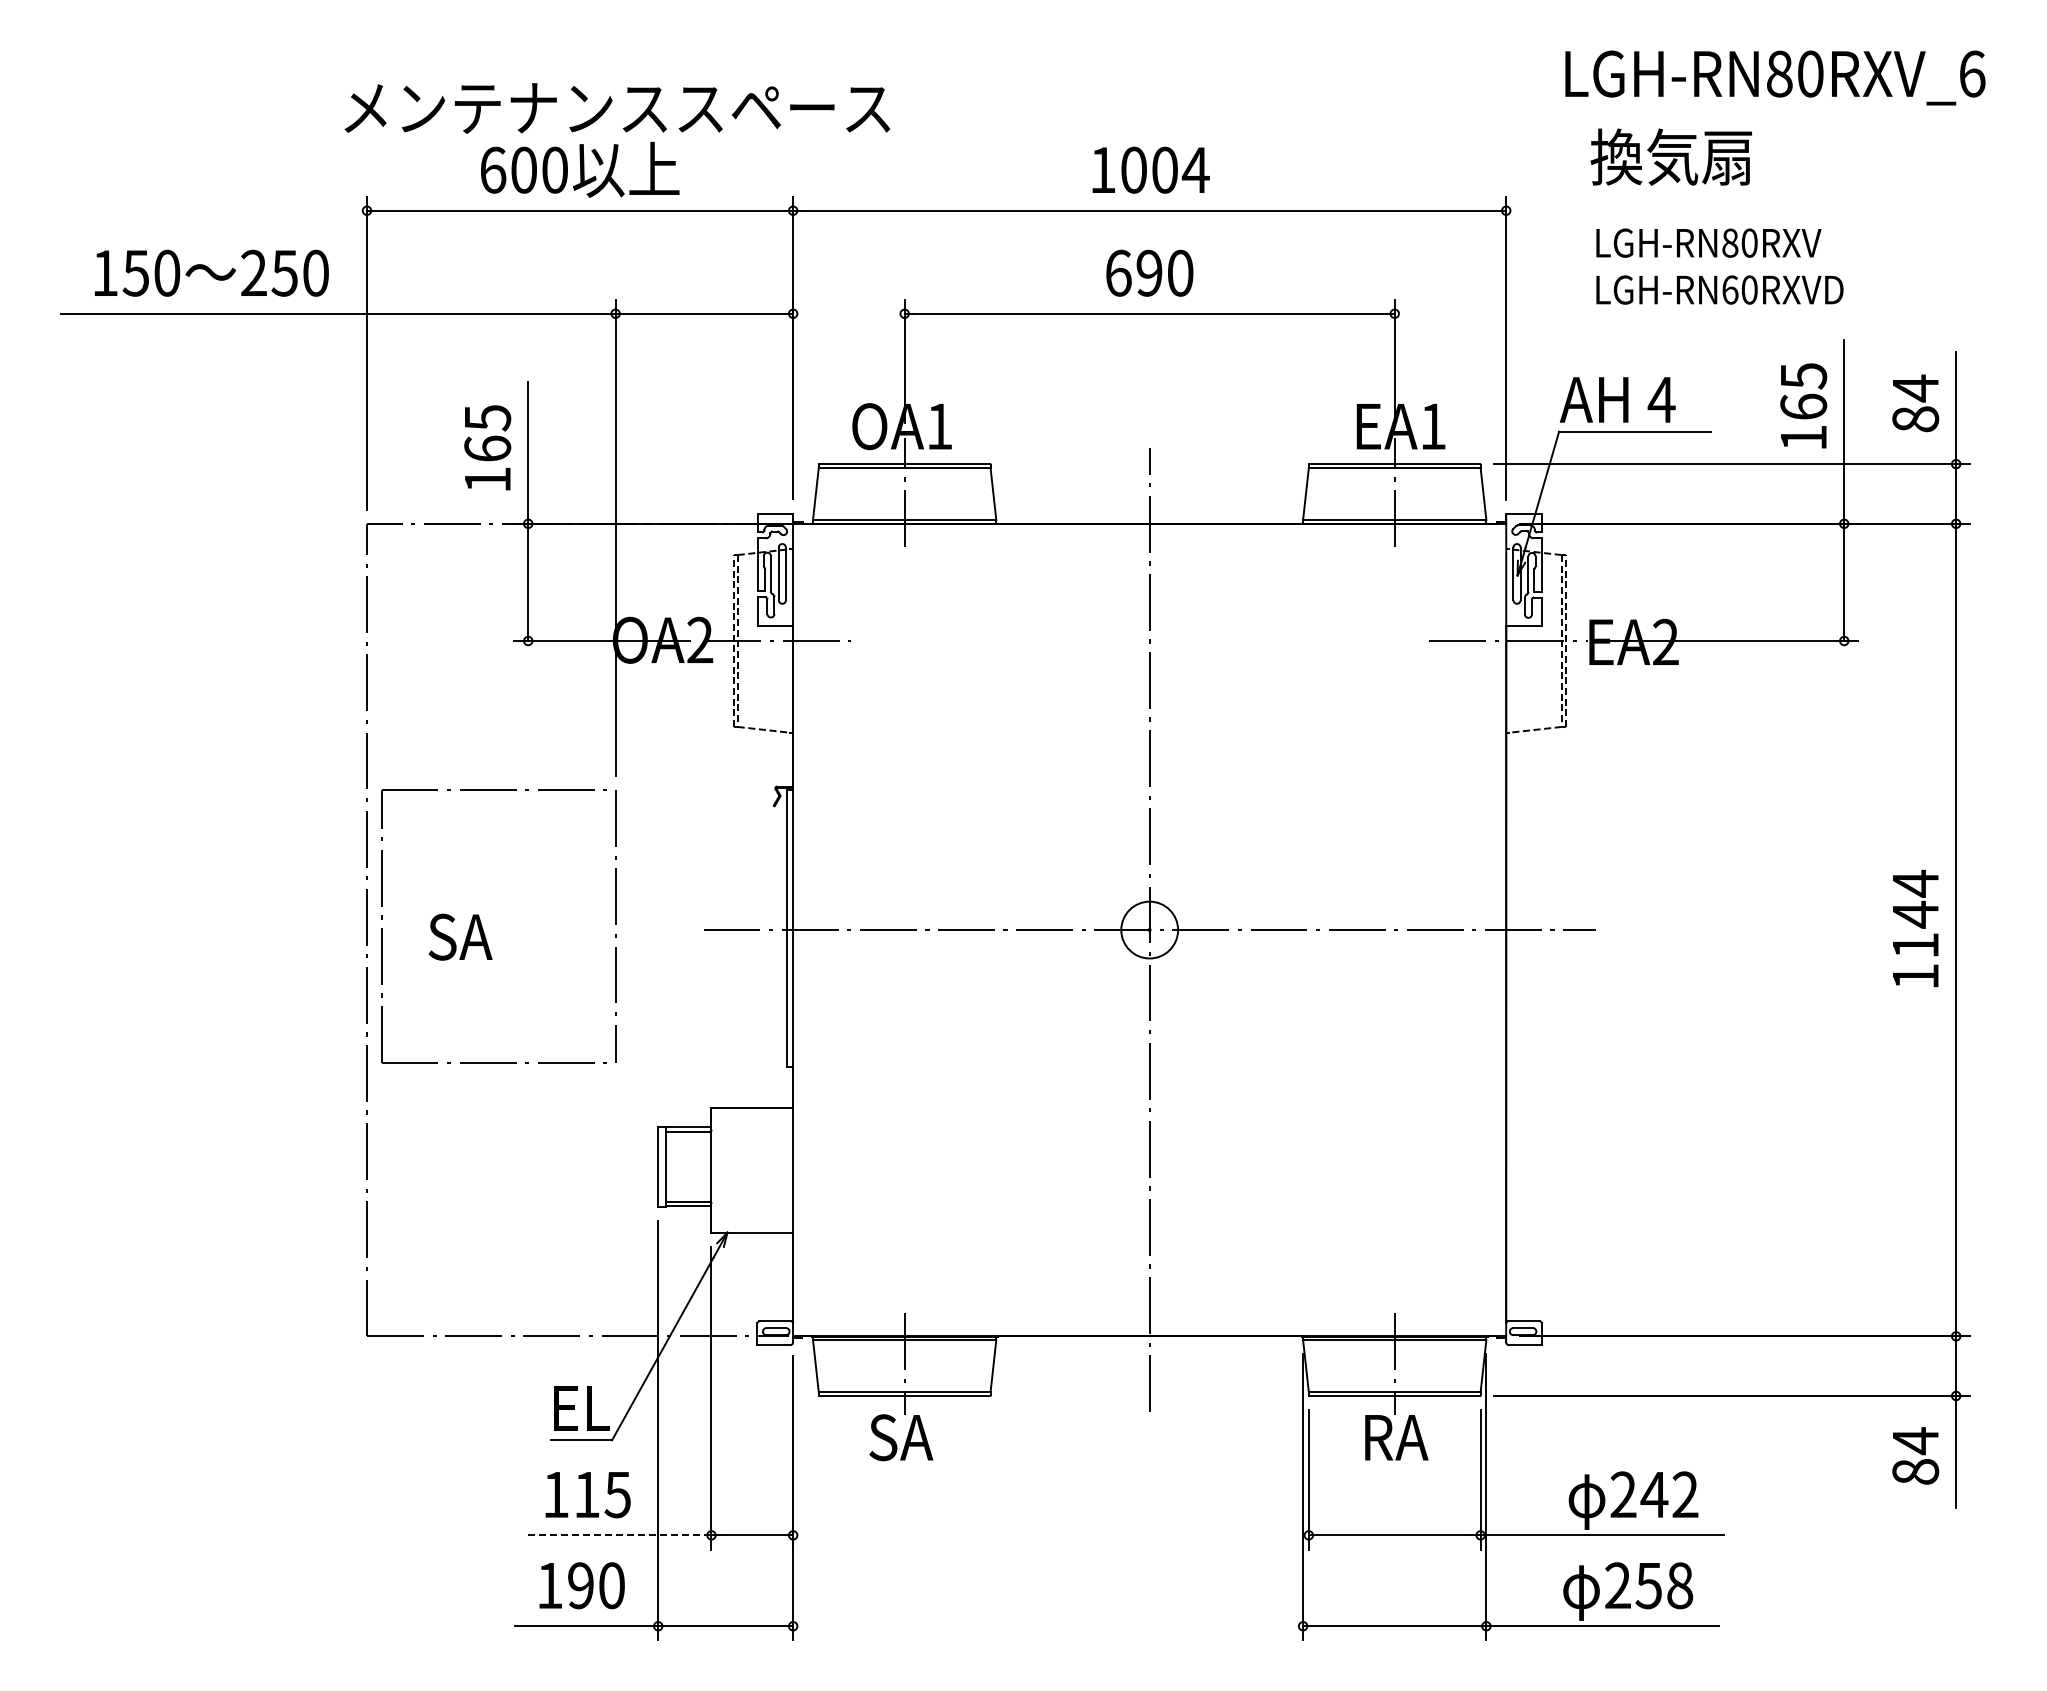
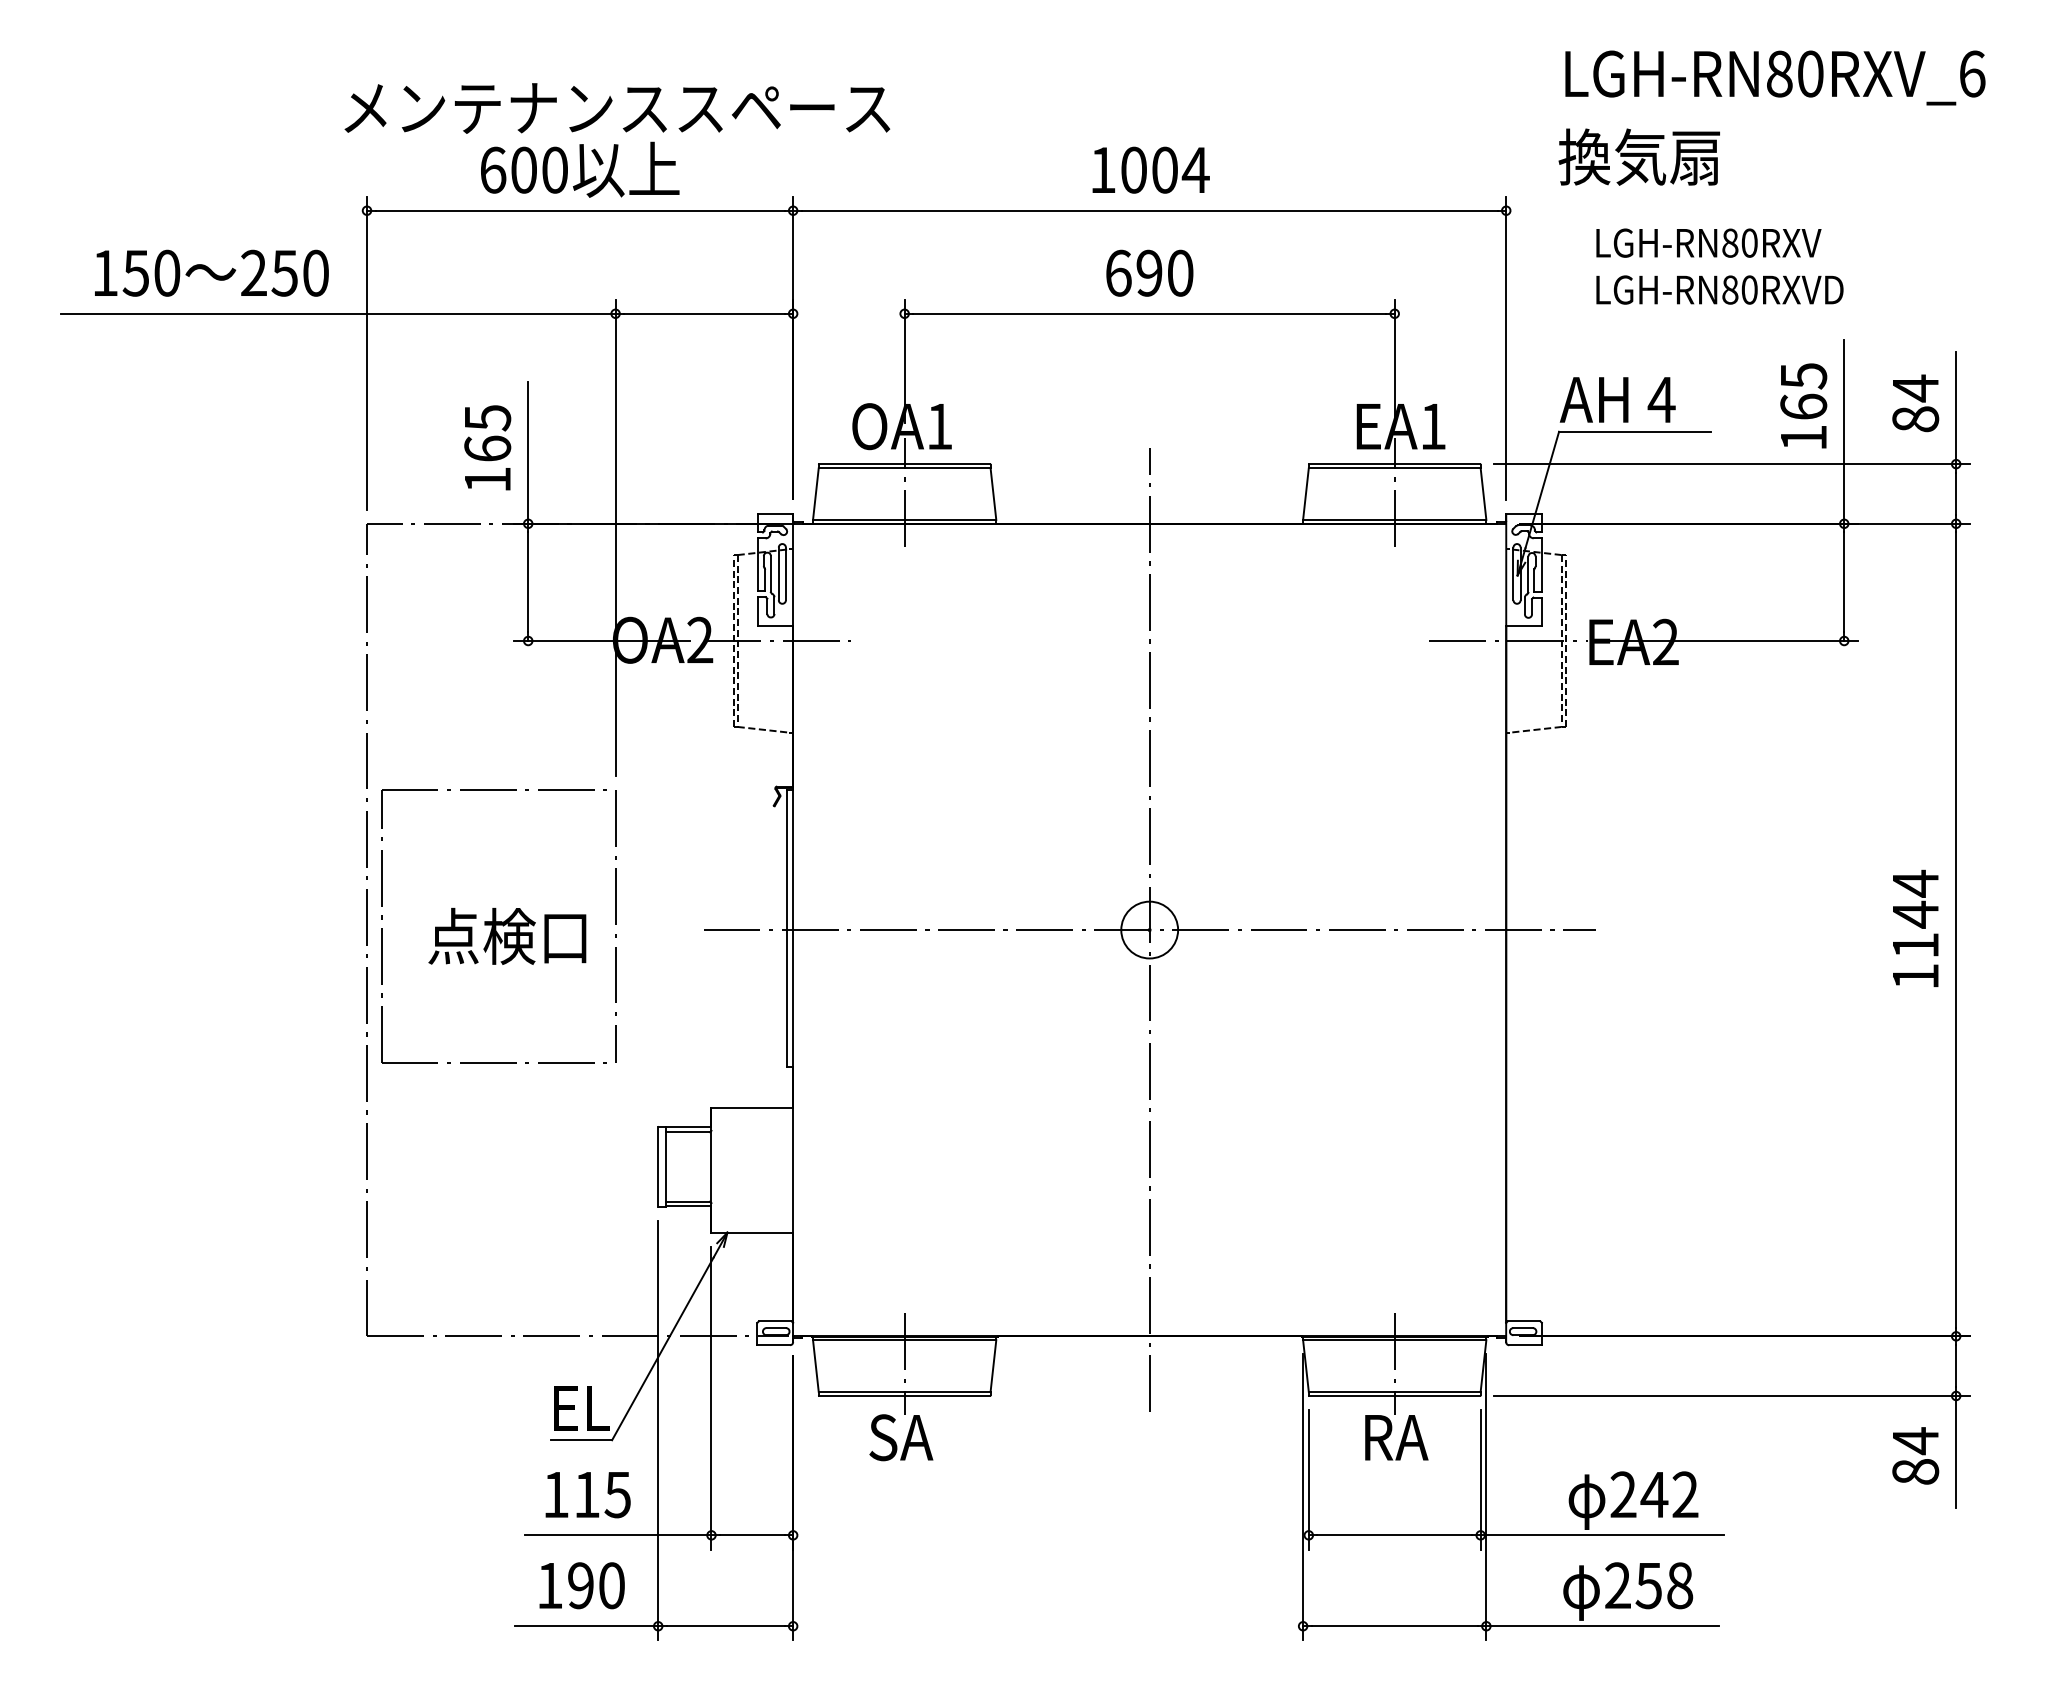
text position: (1670, 156) -> (1638, 156) (1638, 156)
text: LGH-RN60RXVD -> LGH-RN80RXVD (1730, 289)
text: SA -> 点検口 (507, 935)
line: dashed -> solid (617, 1535)
